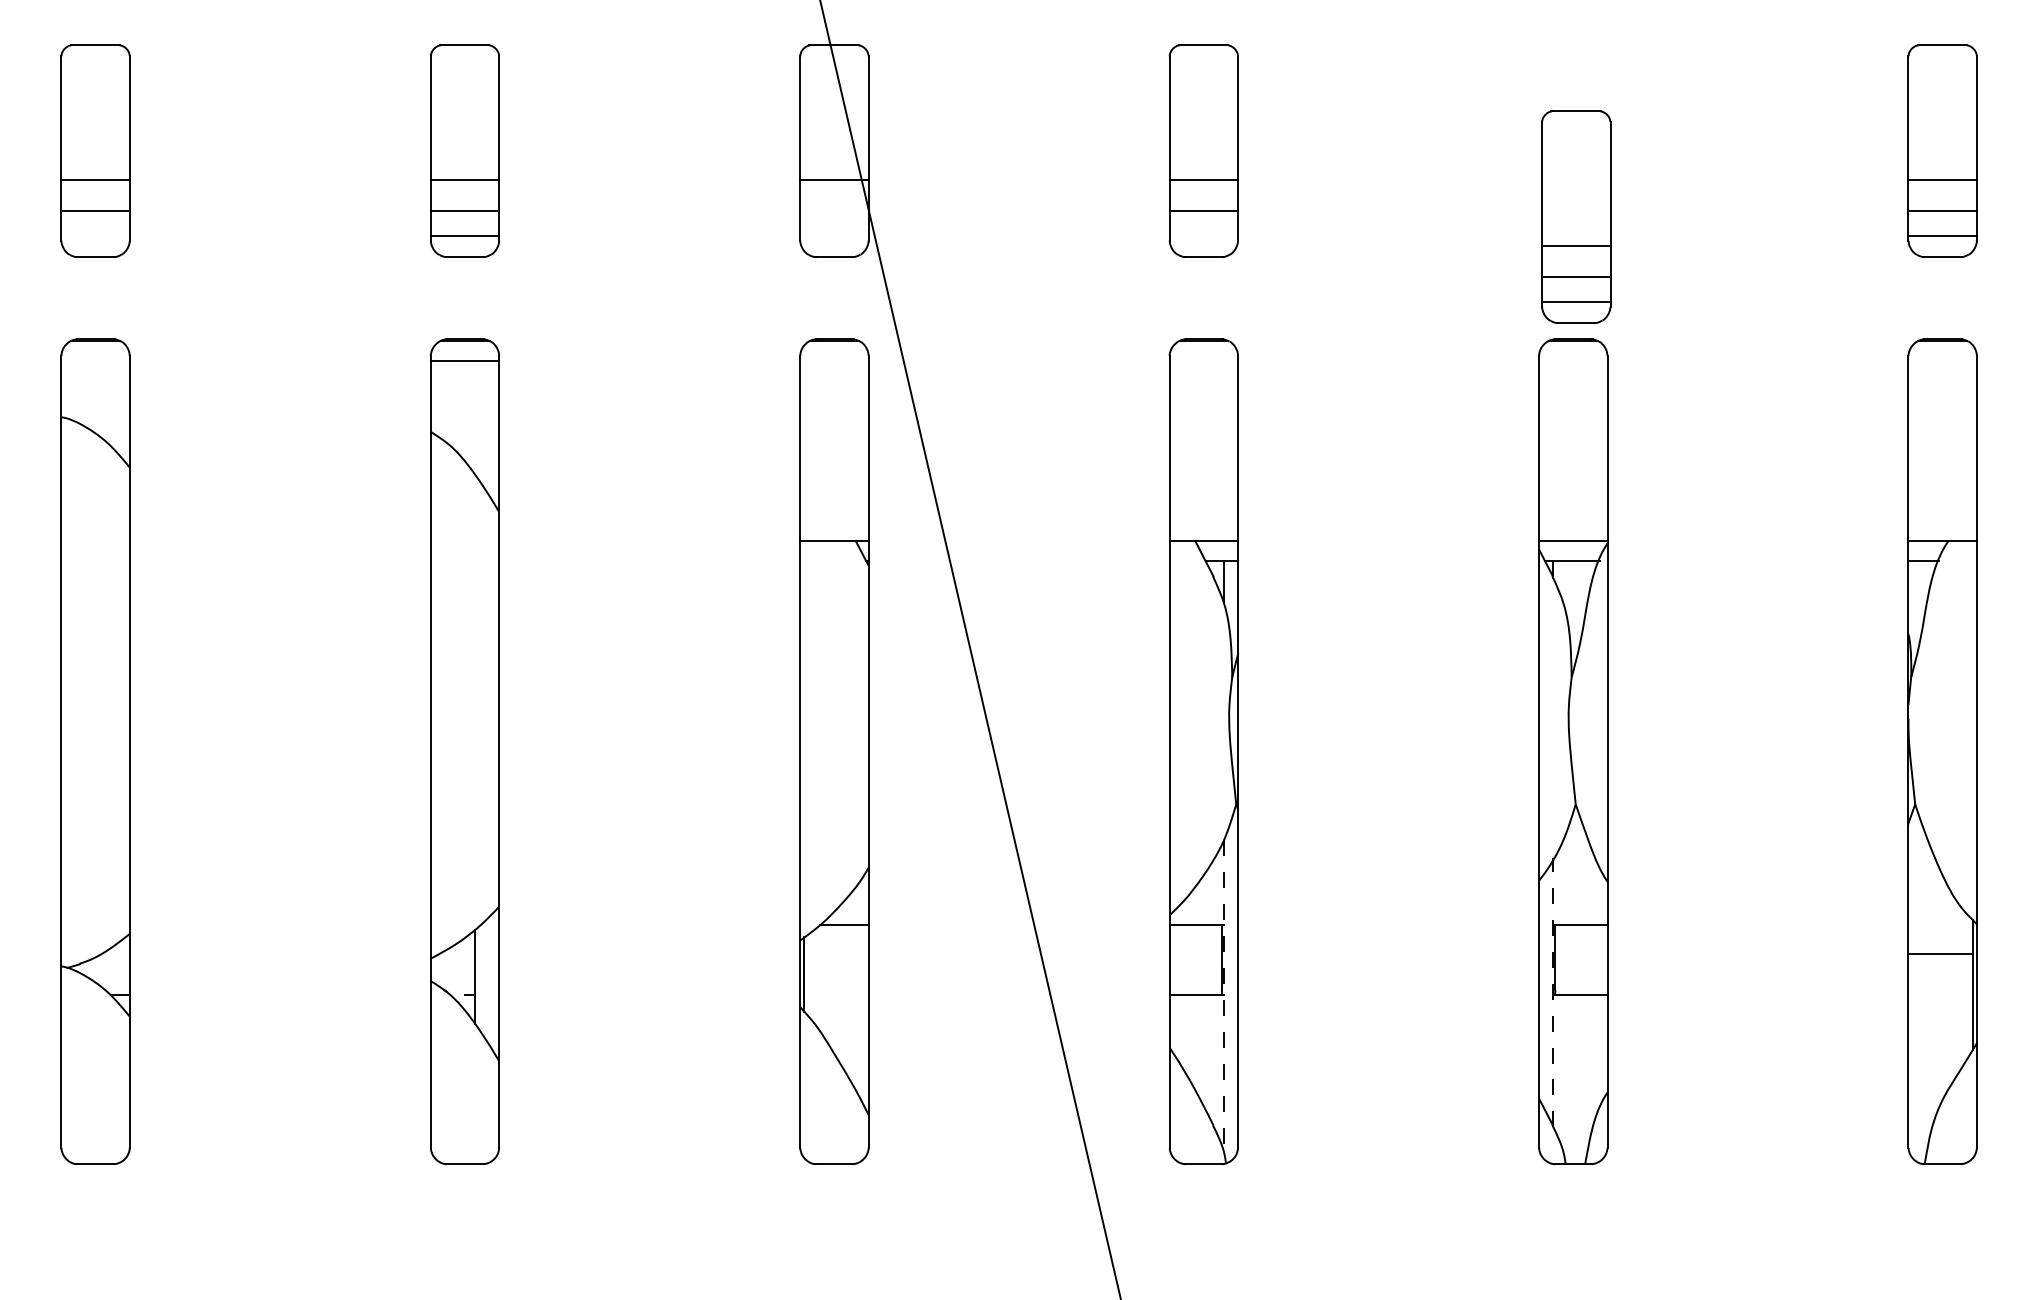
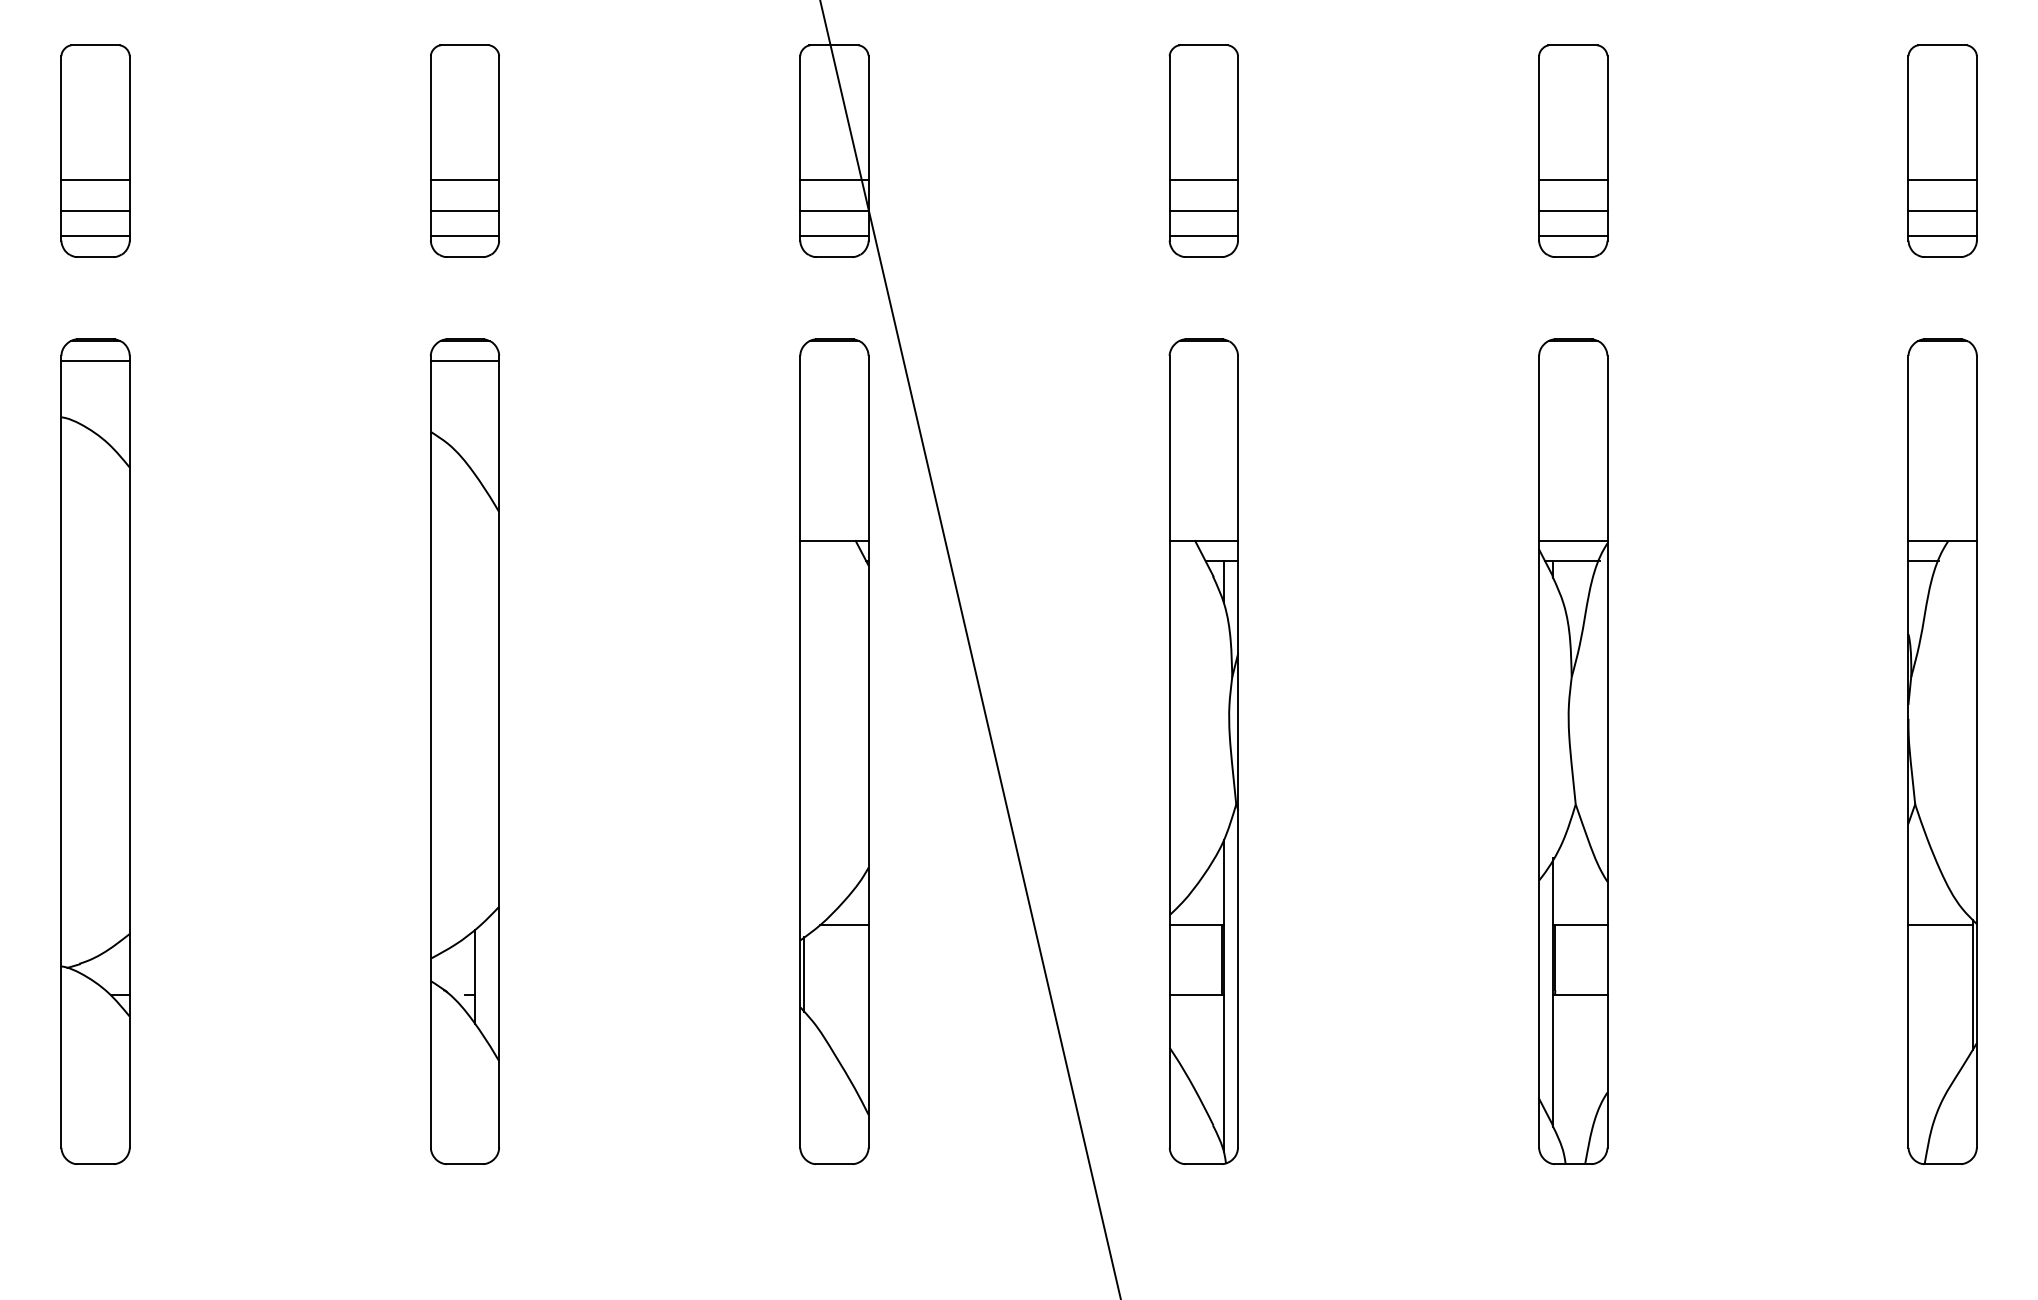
line: none -> present (834, 210)
part position: (1576, 216) -> (1573, 150) (1573, 150)
line: none -> present (95, 236)
line: none -> present (834, 236)
line: none -> present (1203, 236)
line: none -> present (95, 361)
line position: (1940, 954) -> (1940, 925) (1940, 925)
line: dashed -> solid (1553, 992)
line: dashed -> solid (1223, 996)
